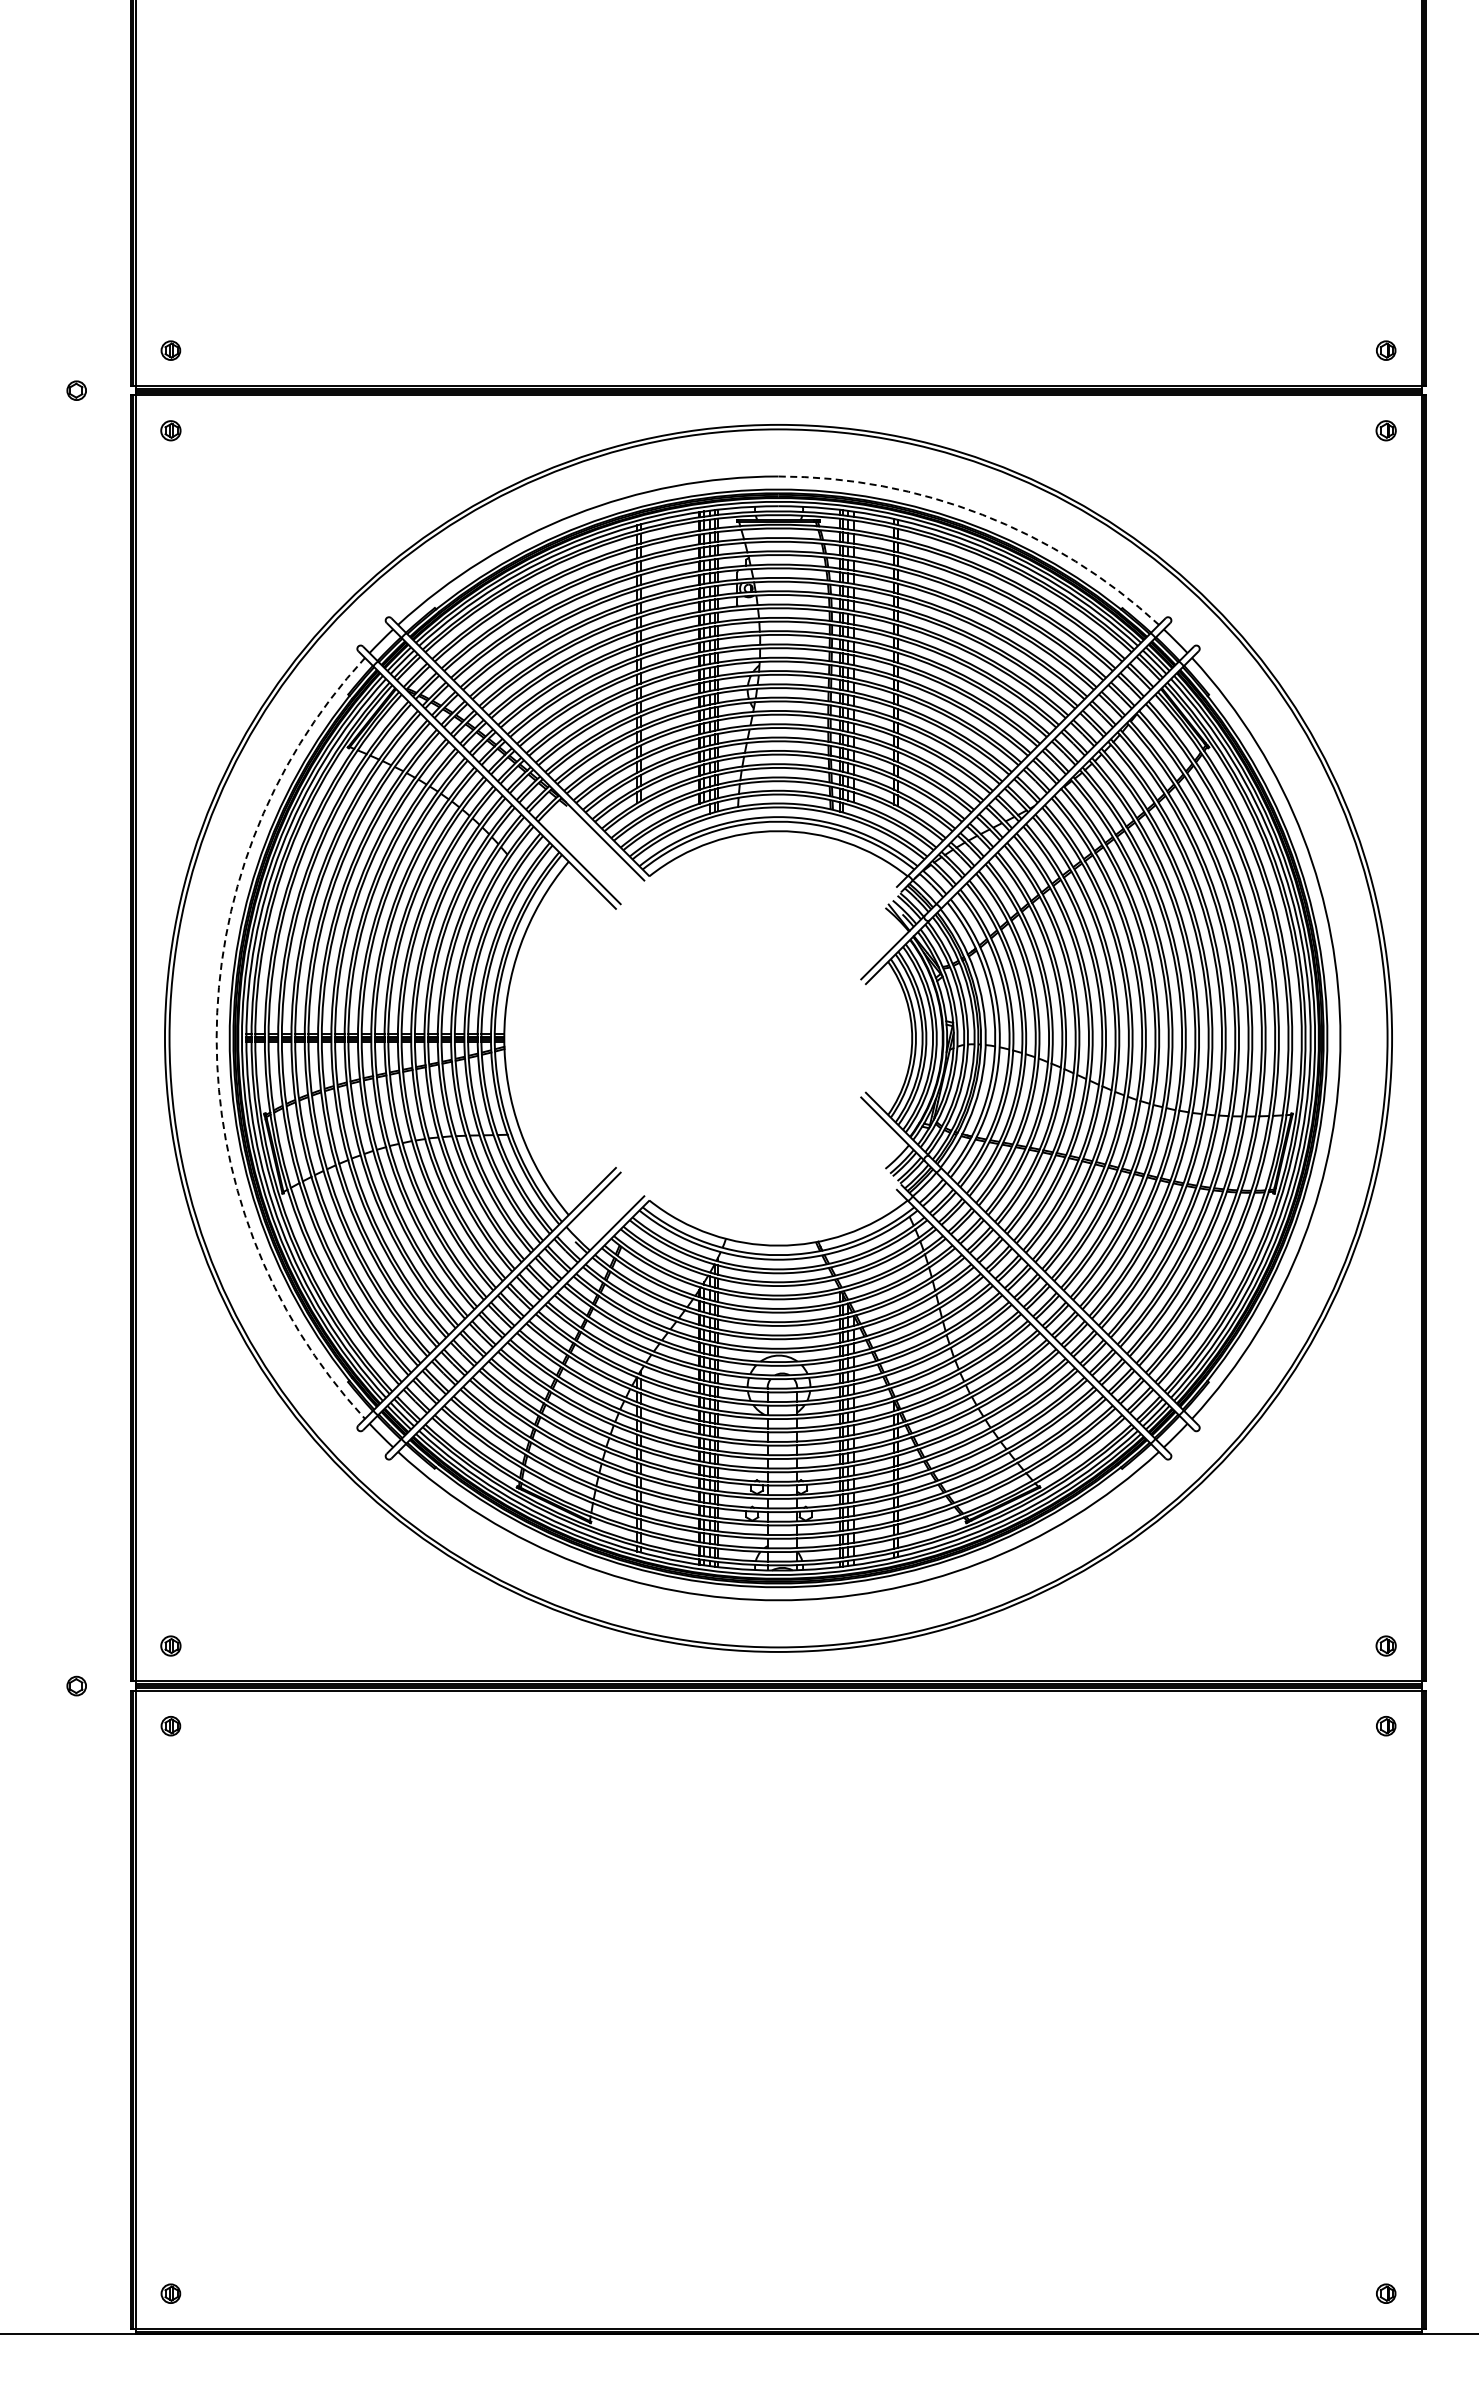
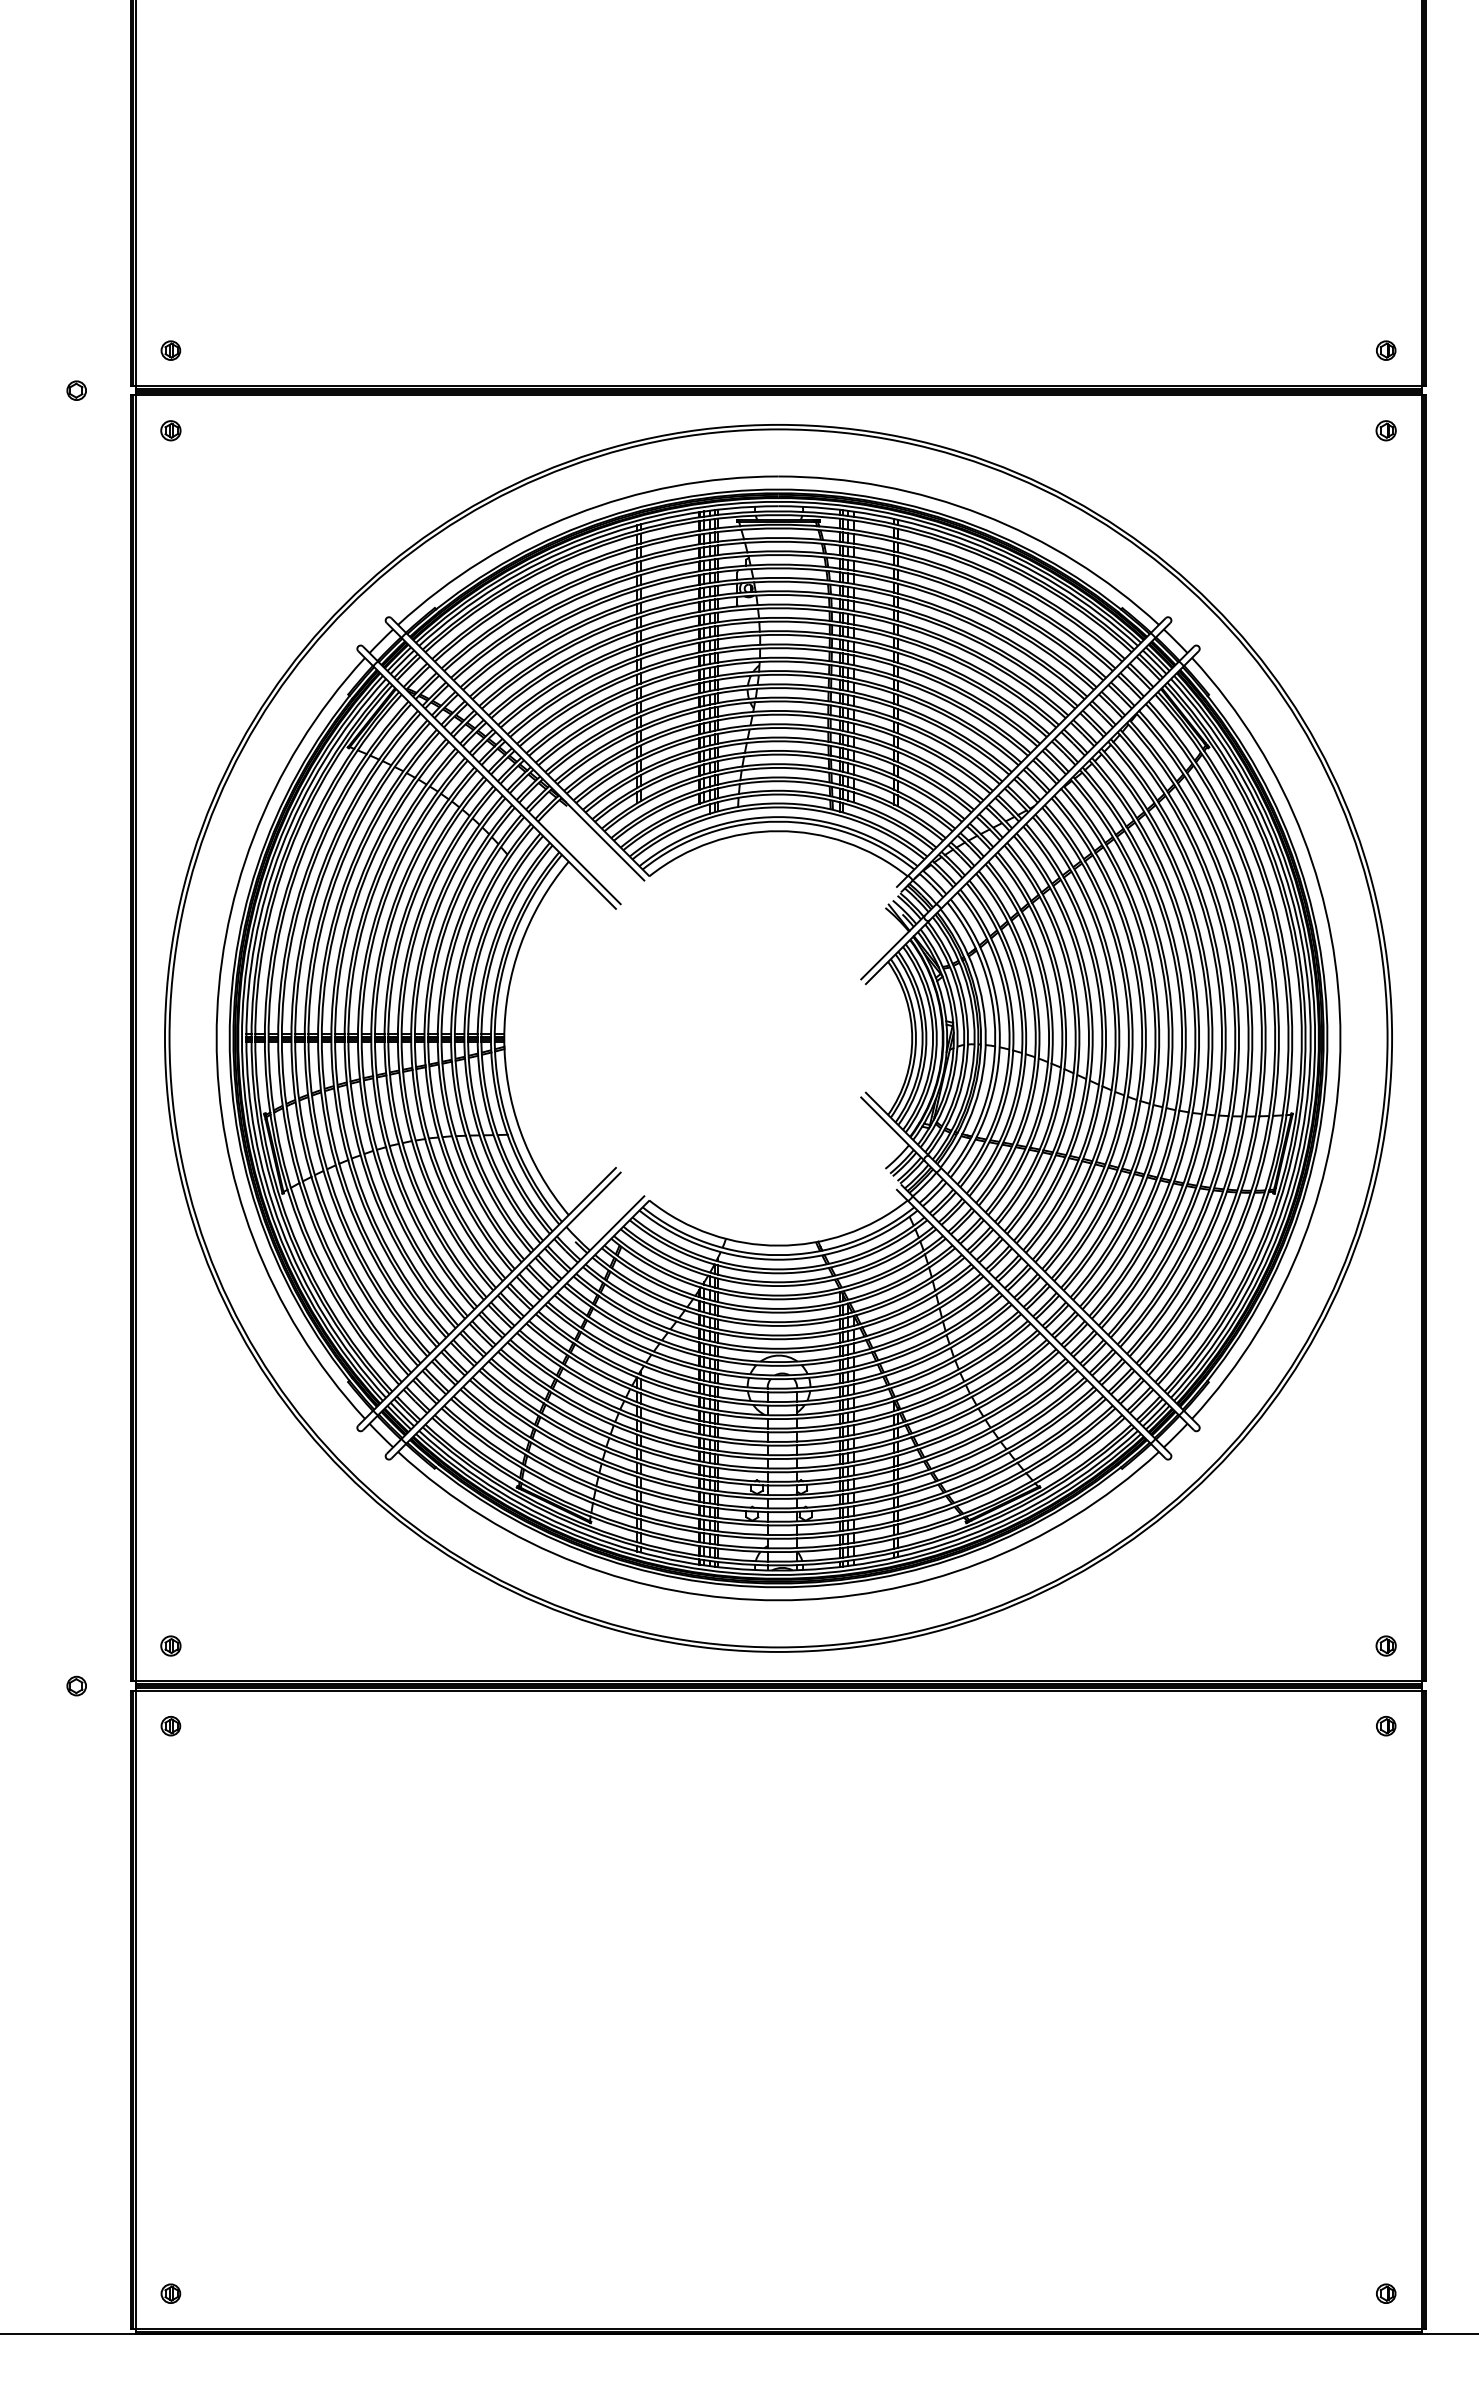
arc: dashed -> solid (982, 514)
arc: dashed -> solid (216, 1038)
